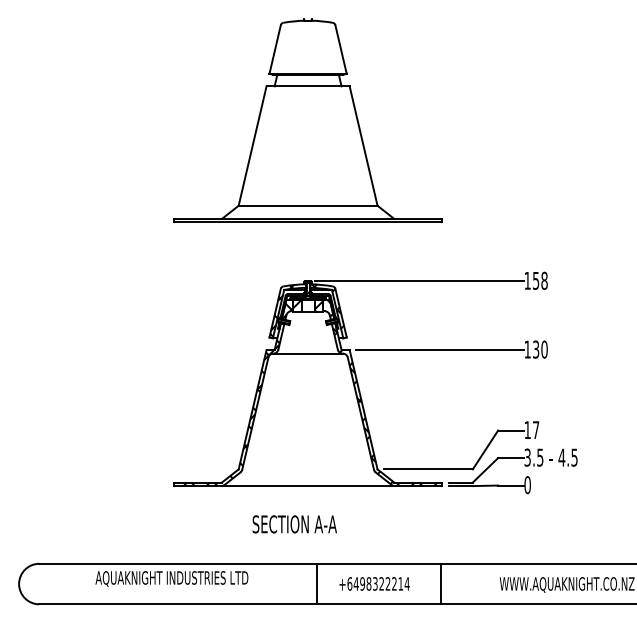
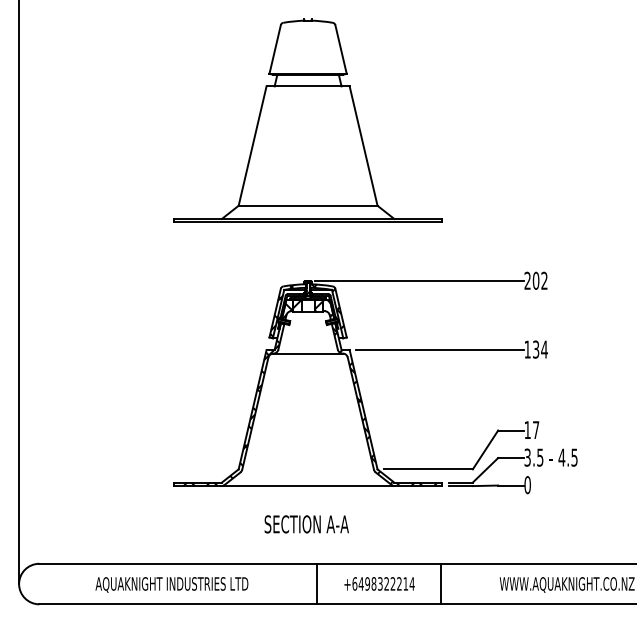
text: 158 -> 202 (535, 280)
line: none -> present (19, 293)
text: 130 -> 134 (544, 349)
text position: (294, 524) -> (306, 524) (306, 524)
text position: (171, 578) -> (171, 584) (171, 584)
text position: (374, 583) -> (379, 583) (379, 583)
